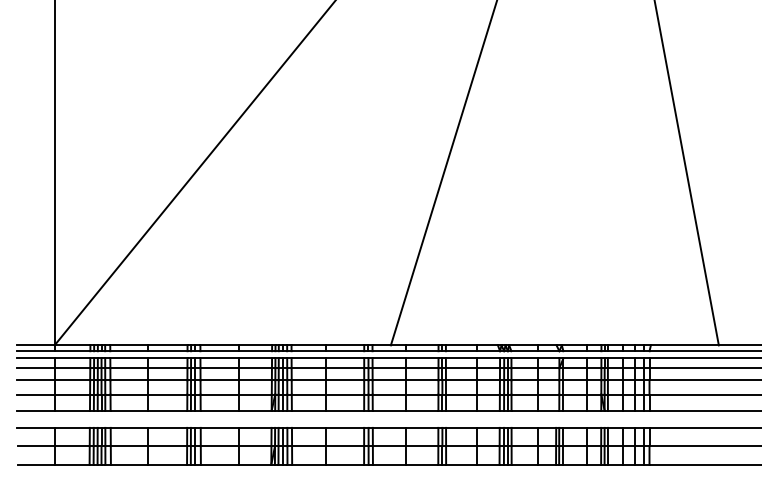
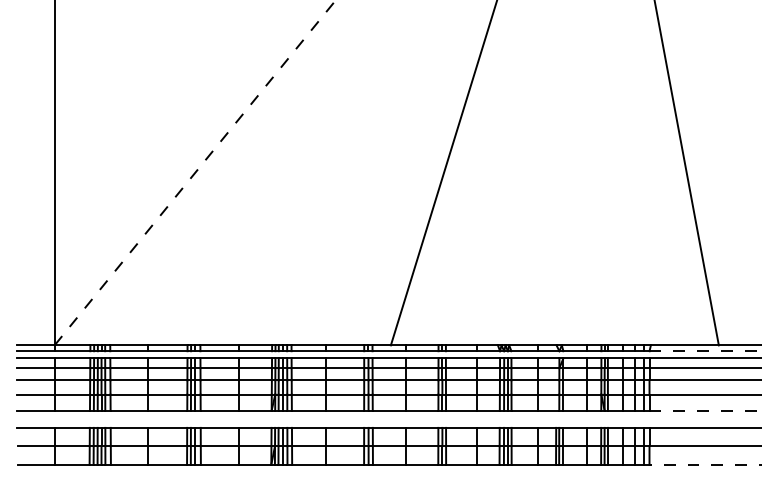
line: solid -> dashed (195, 172)
line: solid -> dashed (705, 351)
line: solid -> dashed (705, 410)
line: solid -> dashed (705, 464)
